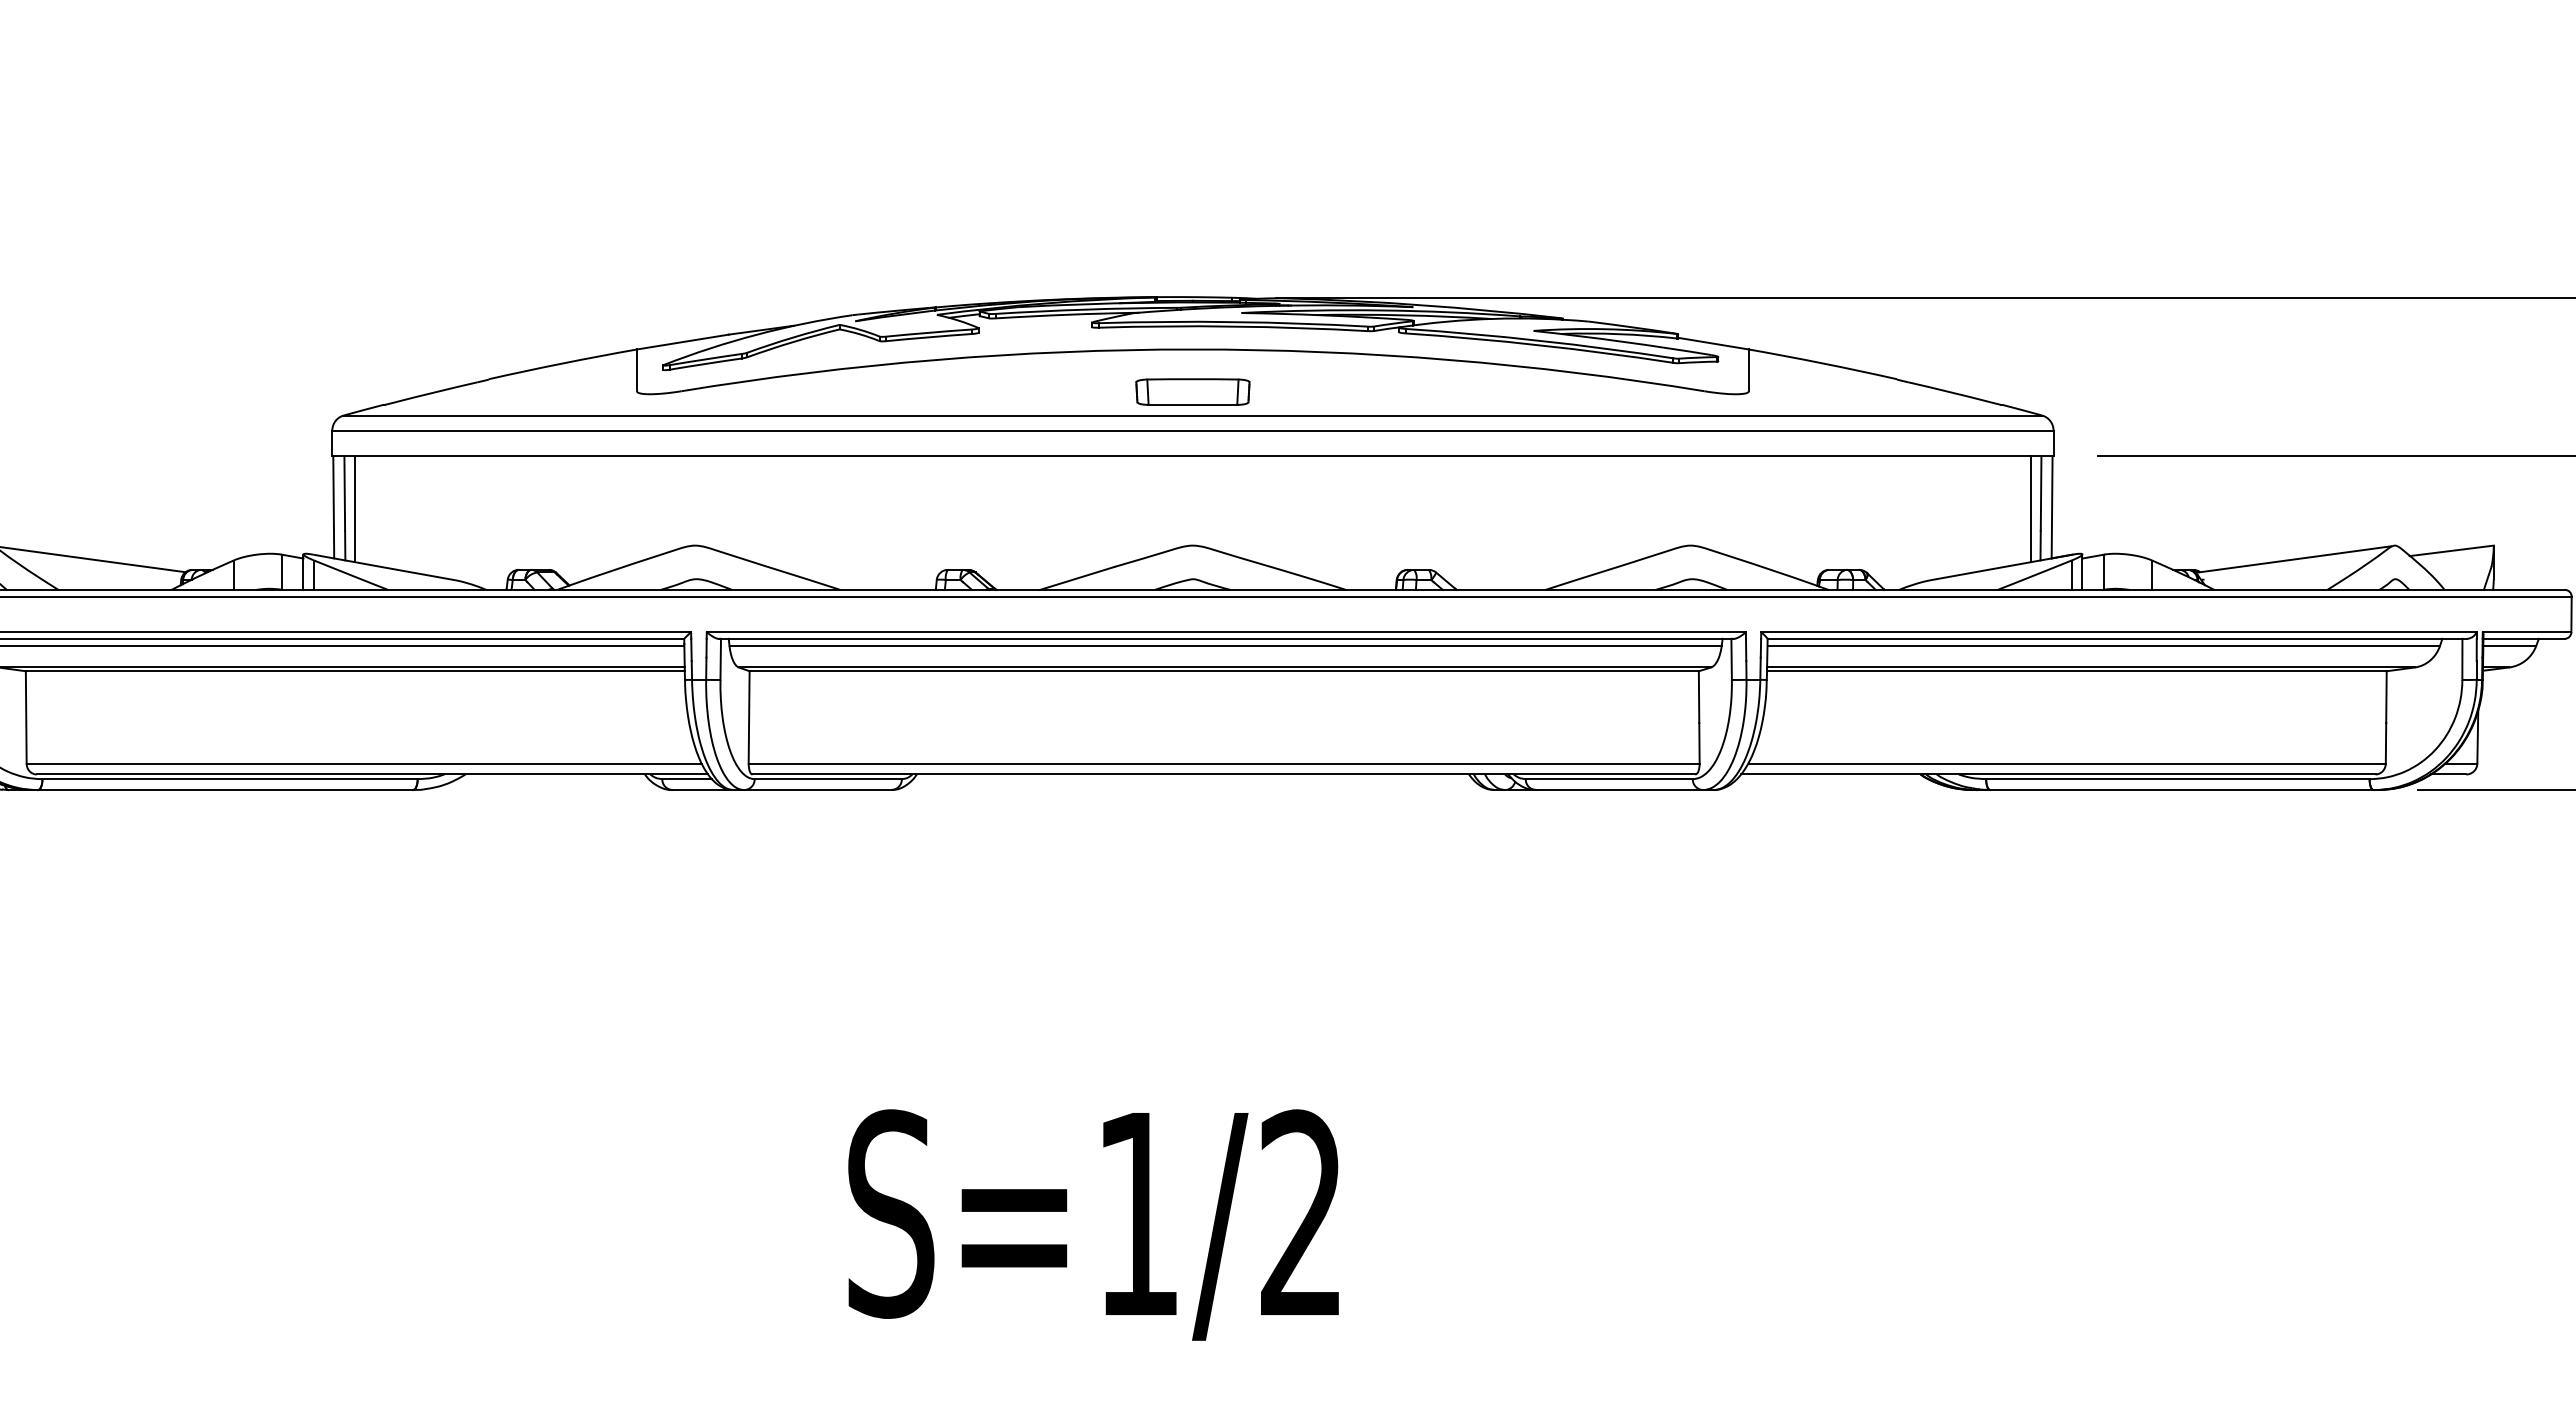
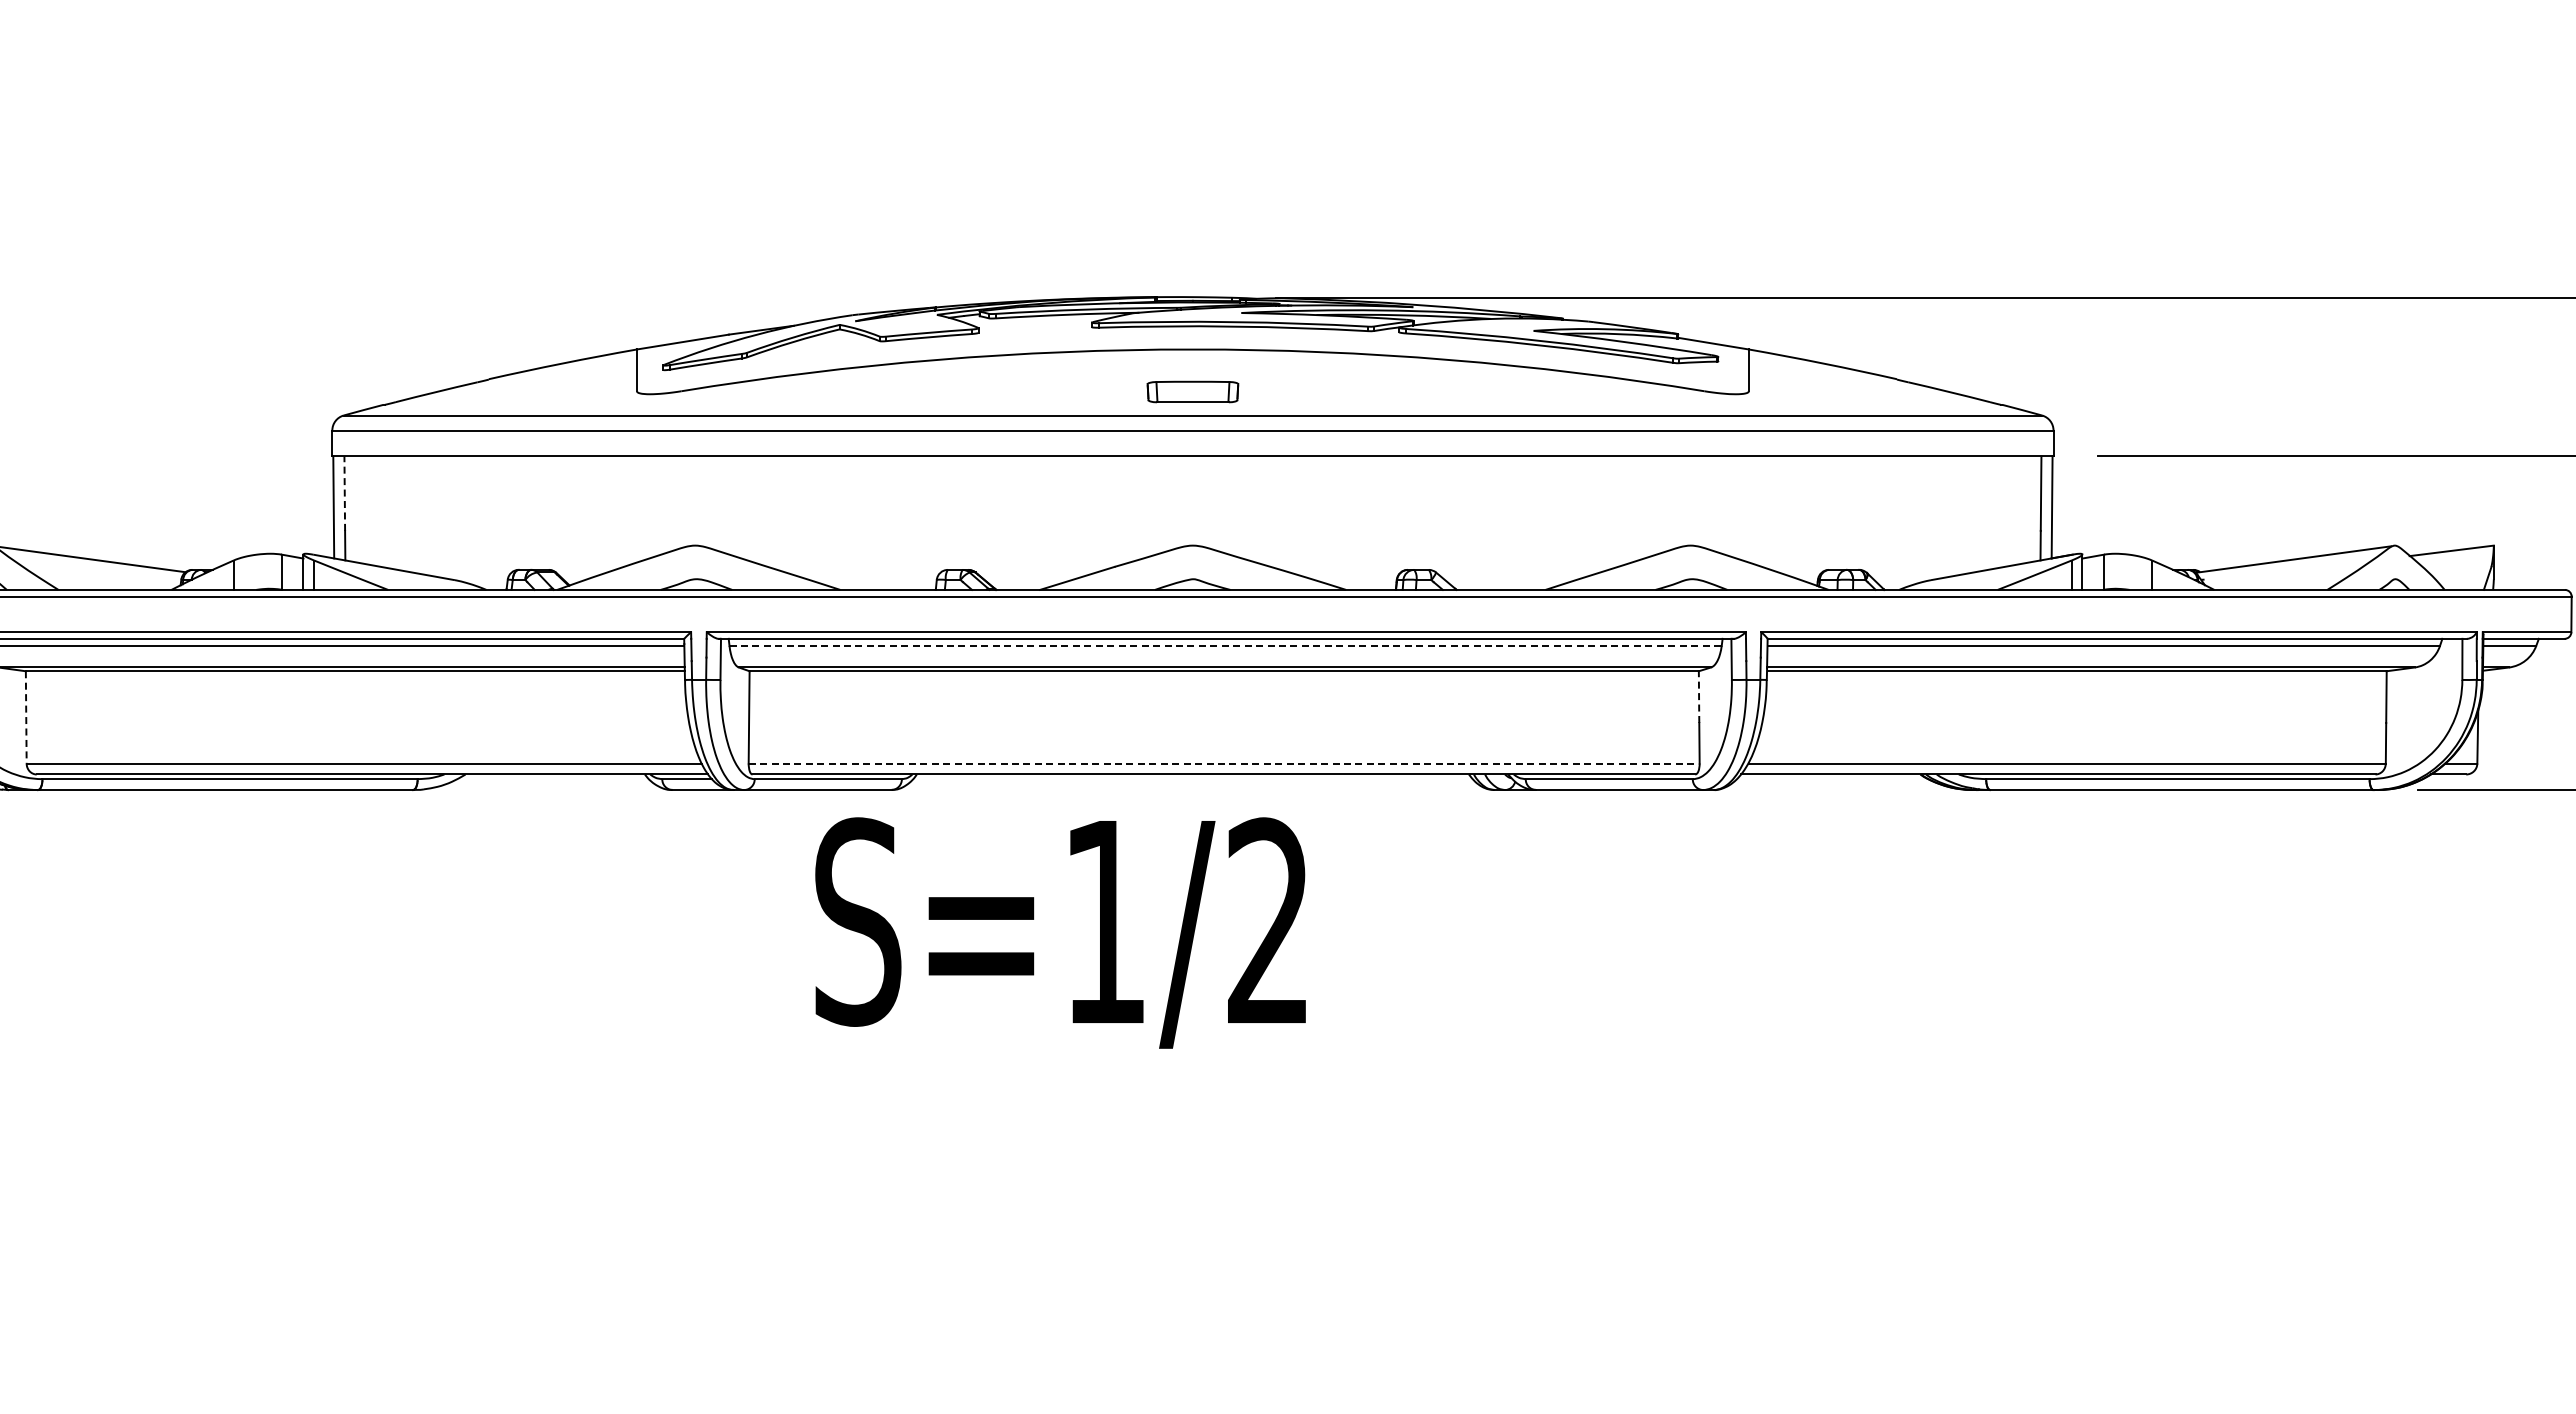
part size: 116x28 px -> 94x24 px (1192, 391)
line: solid -> dashed (344, 493)
line: present -> none (355, 509)
line: present -> none (2030, 509)
line: solid -> dashed (1226, 645)
line: solid -> dashed (1699, 697)
line: solid -> dashed (26, 717)
line: solid -> dashed (1224, 763)
text position: (1093, 1224) -> (1060, 932) (1060, 932)
